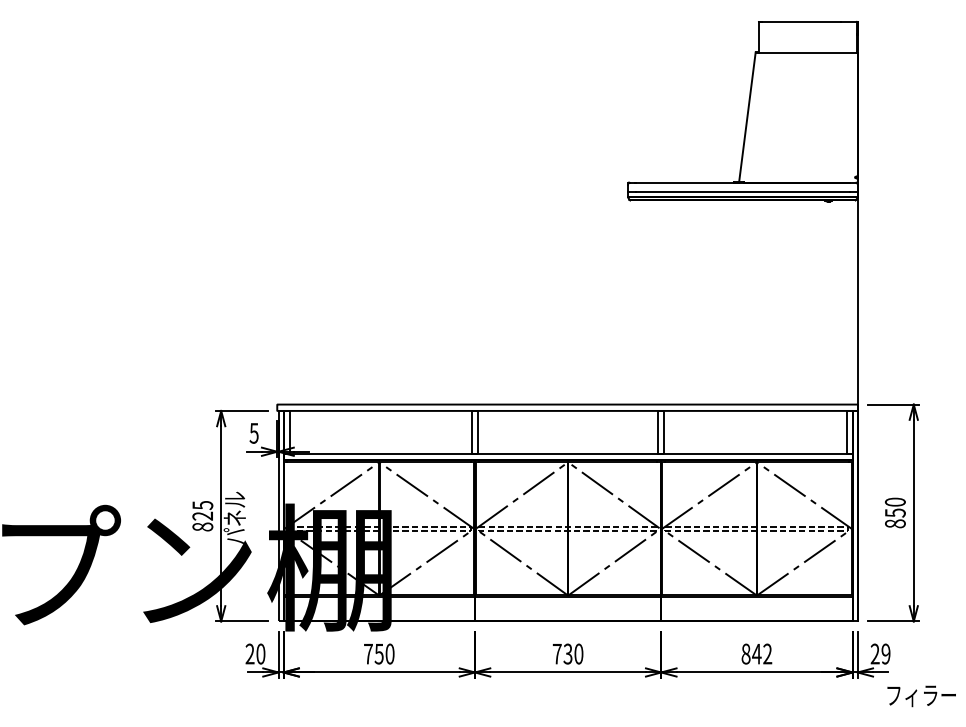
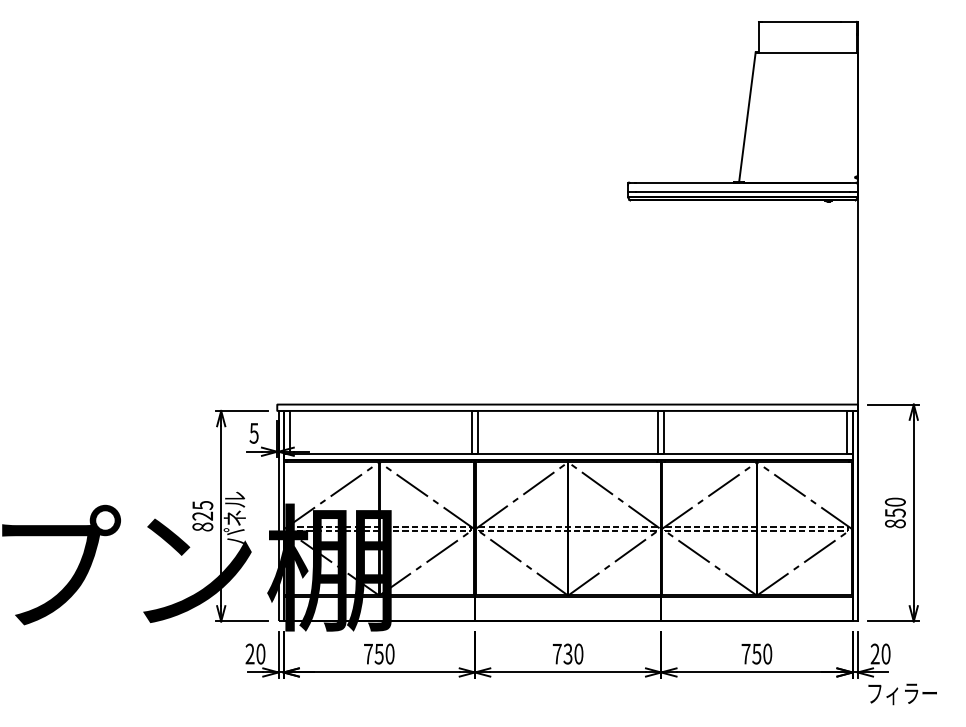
text: 842 -> 750 (756, 653)
text: 29 -> 20 (885, 653)
text position: (921, 696) -> (902, 694) (902, 694)
